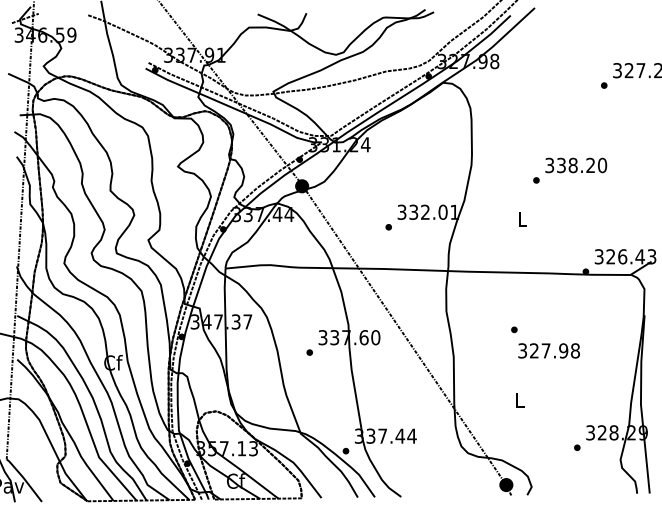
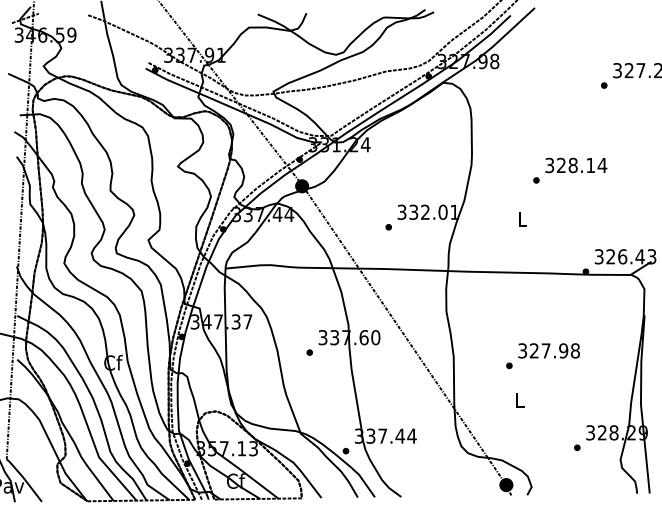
text: 338.20 -> 328.14 (582, 165)
part position: (514, 329) -> (509, 365) (509, 365)
